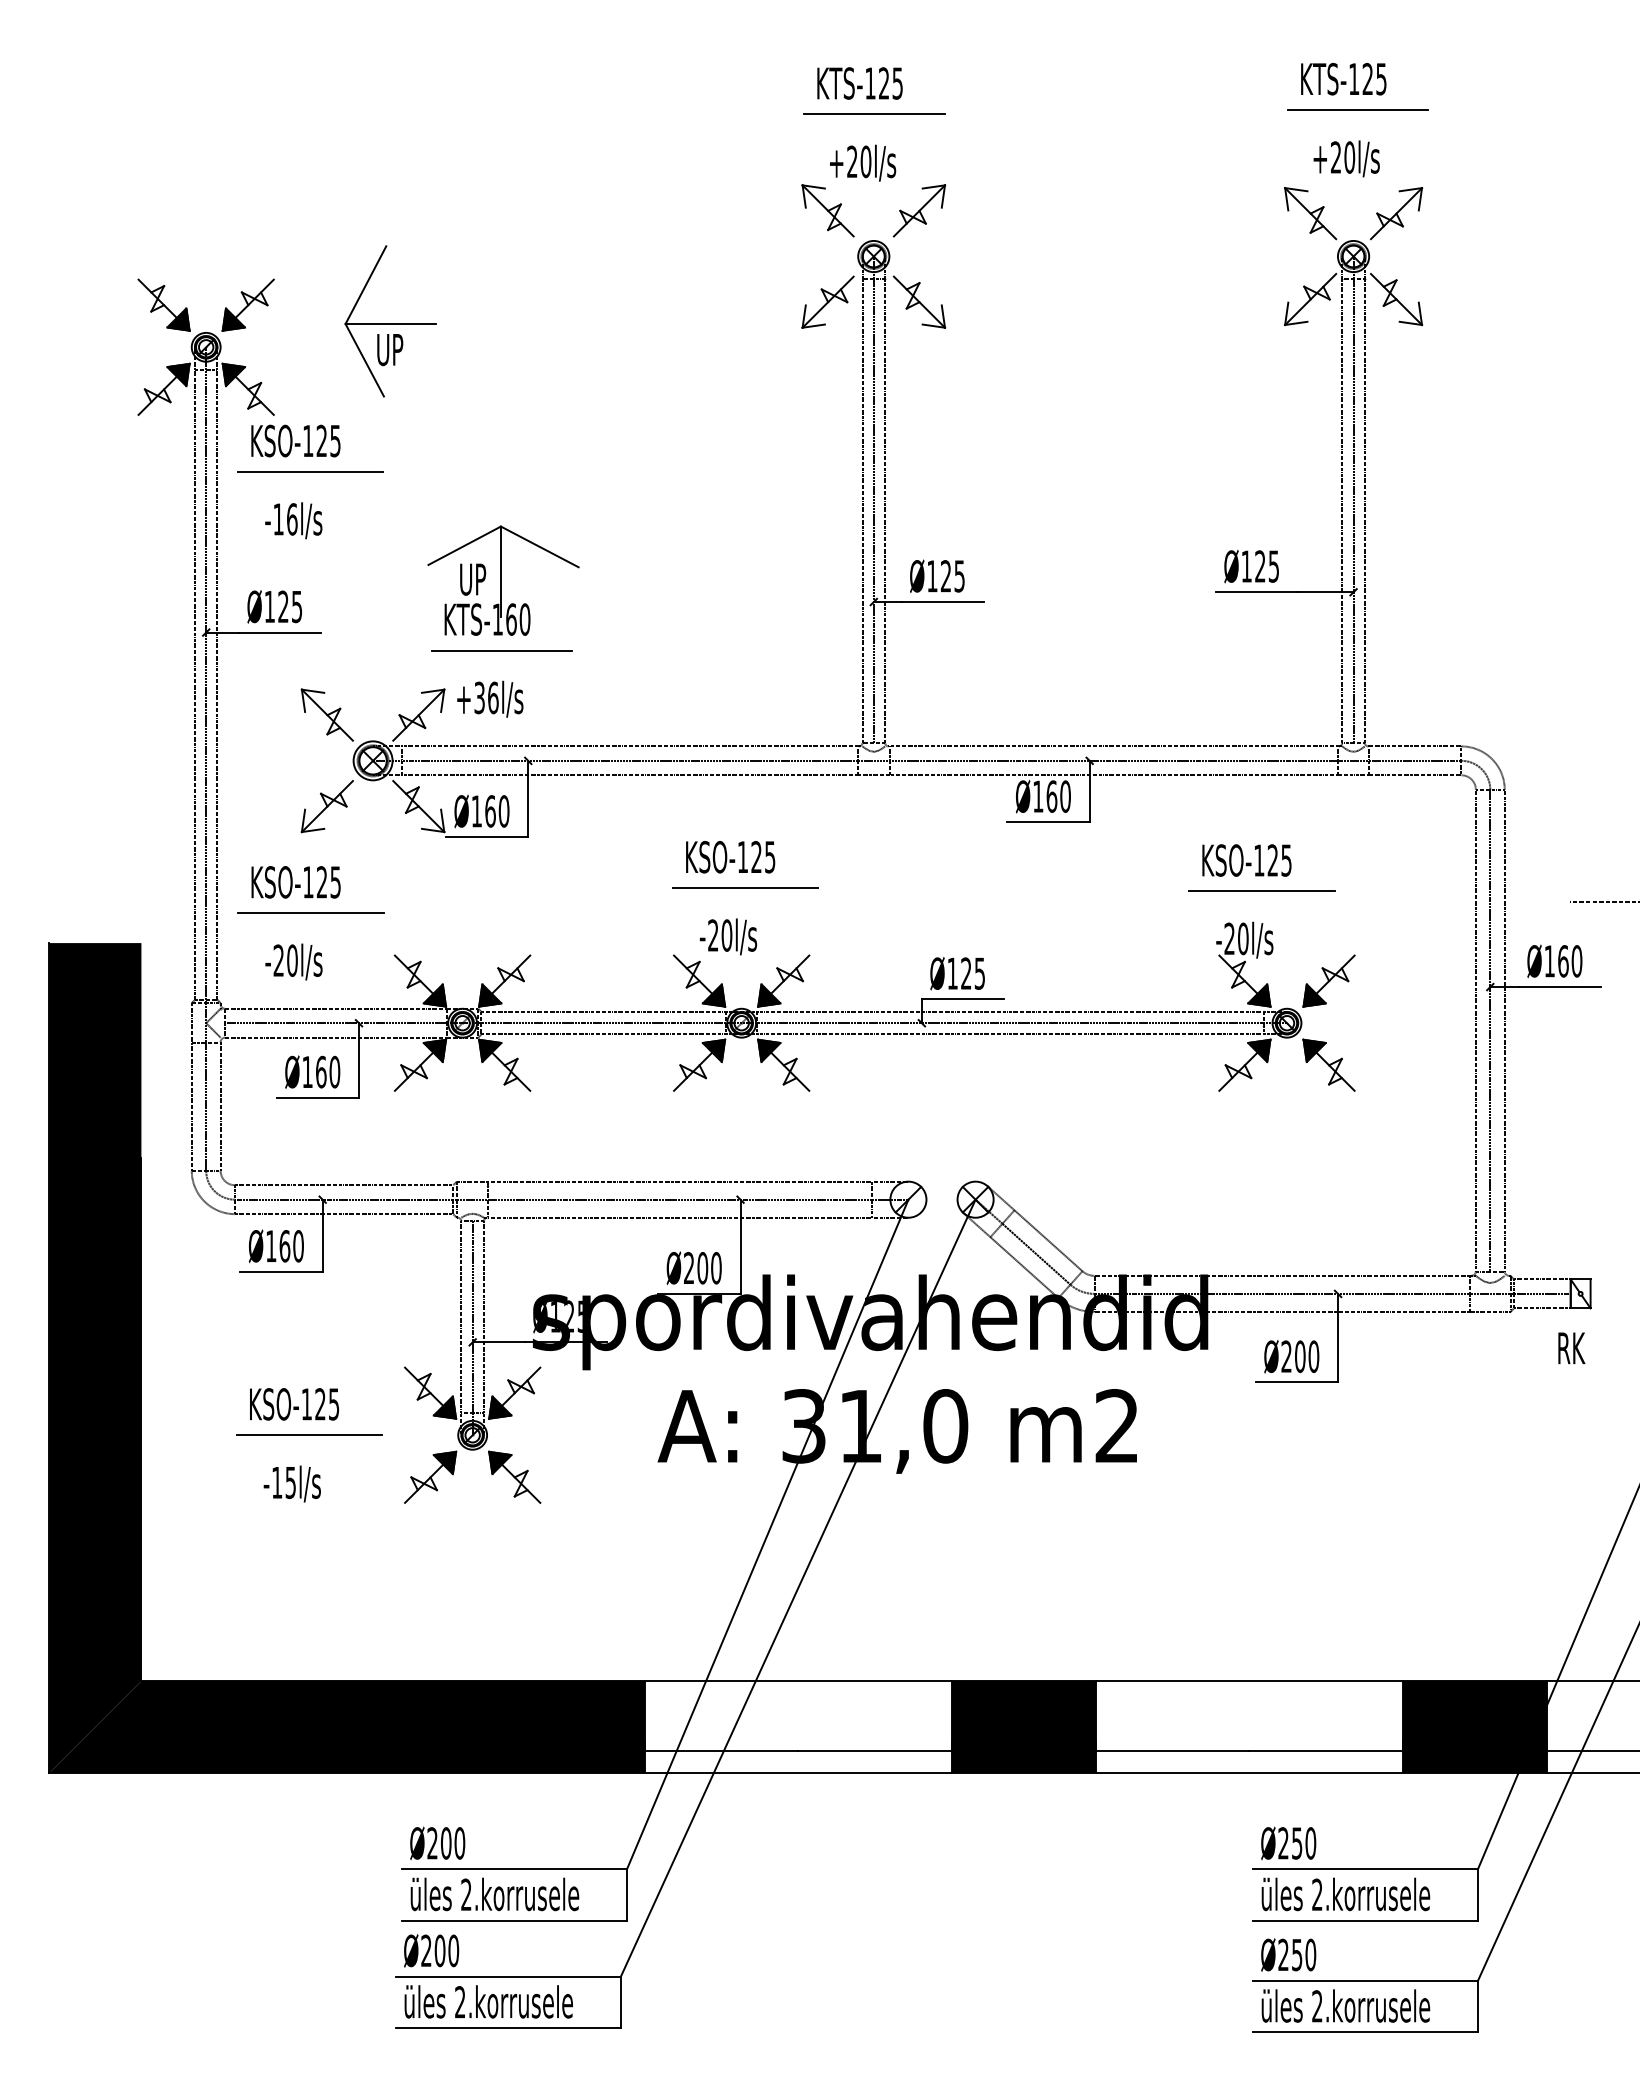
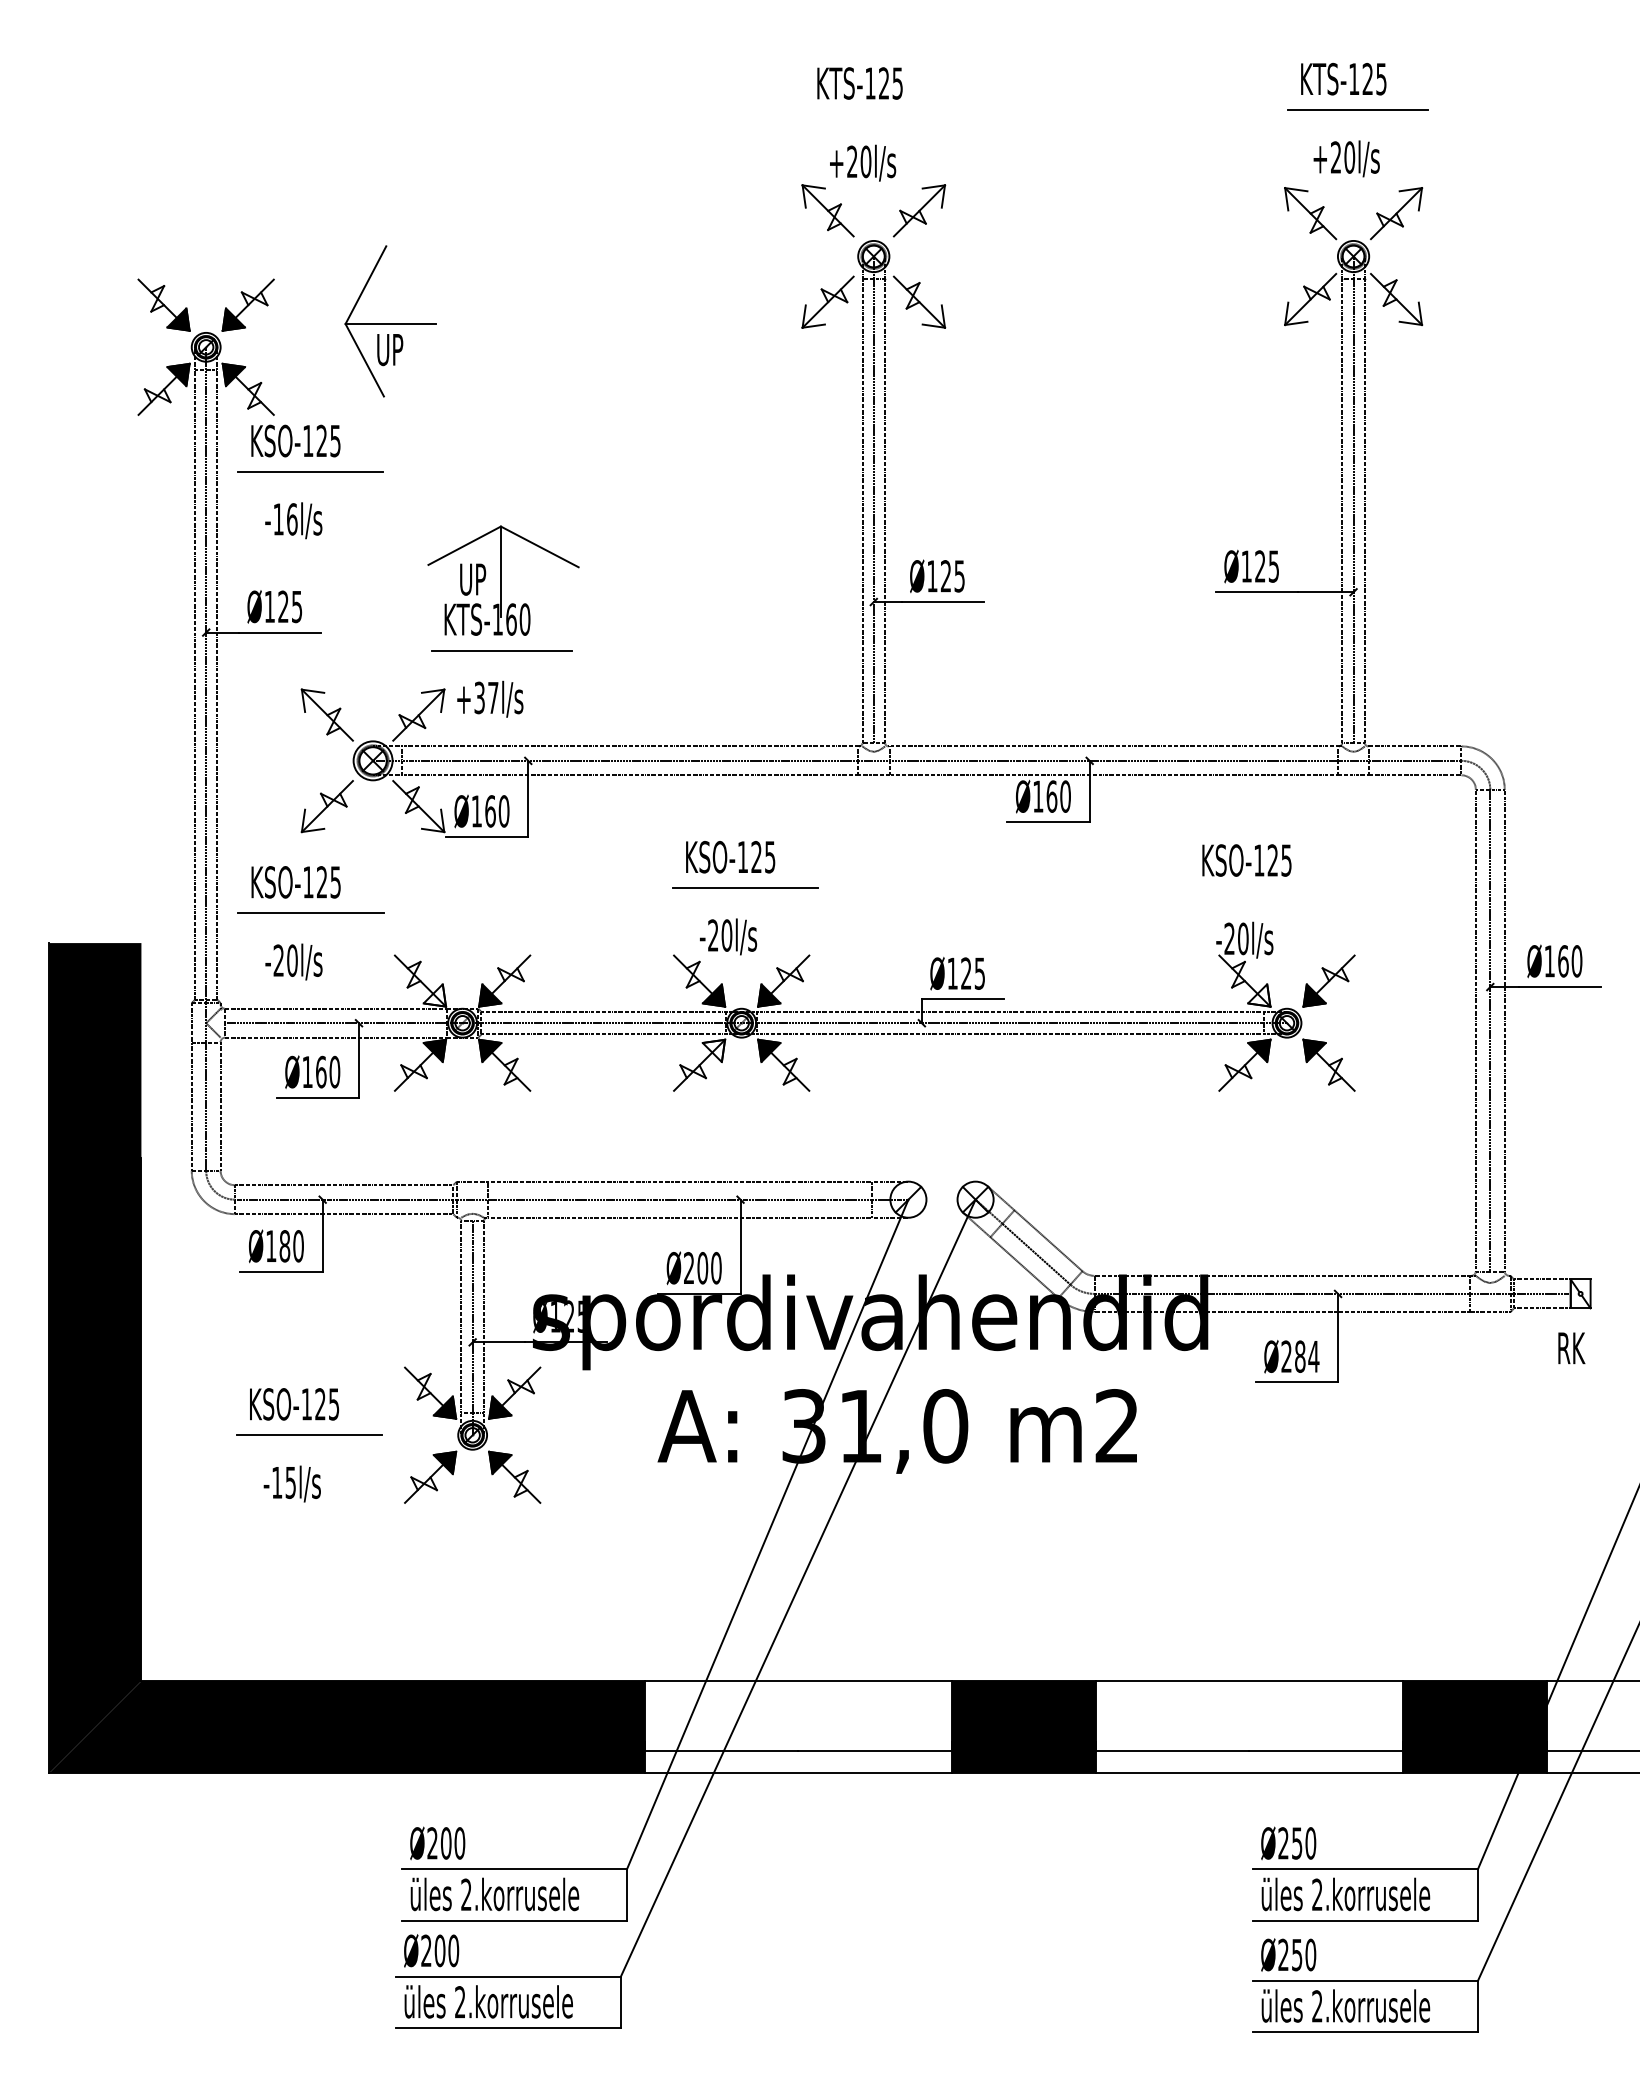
line: present -> none (874, 113)
text: +36l/s -> +37l/s (493, 697)
line: present -> none (1261, 891)
line: present -> none (1603, 901)
fill: present -> none (434, 995)
fill: present -> none (1259, 995)
fill: present -> none (713, 1050)
text: Ø160 -> Ø180 (284, 1246)
text: Ø200 -> Ø284 (1307, 1356)
